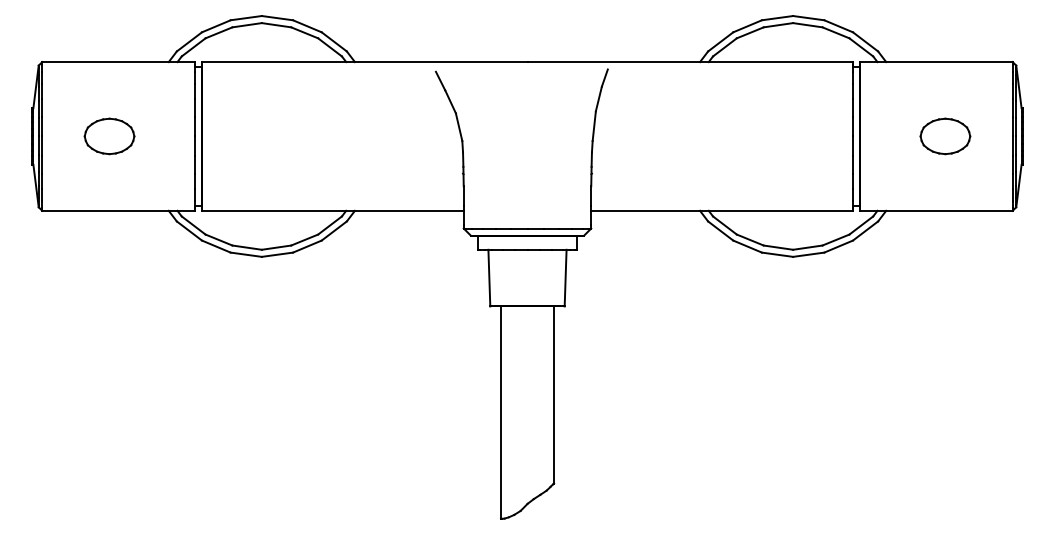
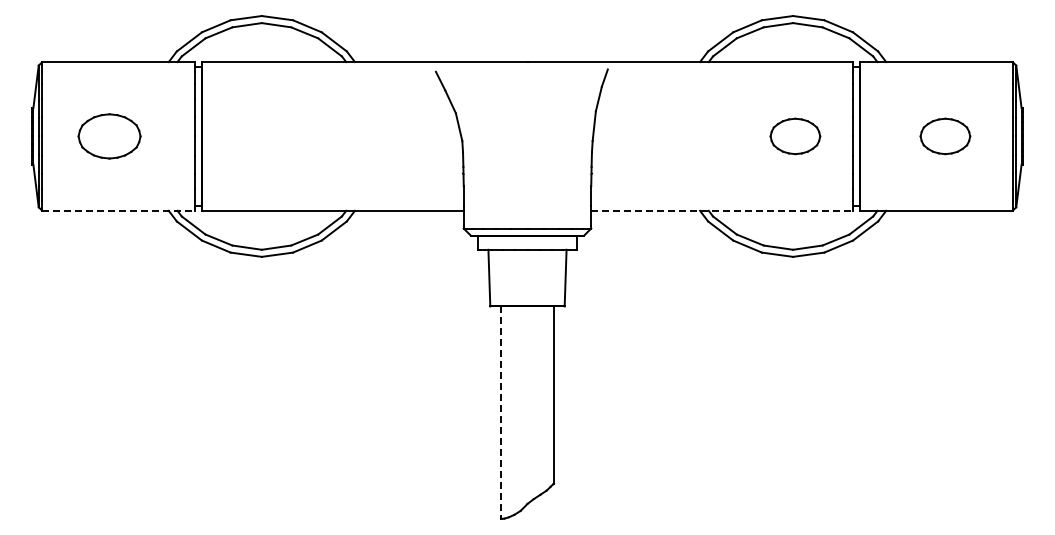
part size: 53x39 px -> 65x47 px (109, 136)
part: none -> present (795, 136)
line: solid -> dashed (118, 210)
line: solid -> dashed (722, 210)
line: solid -> dashed (500, 413)
